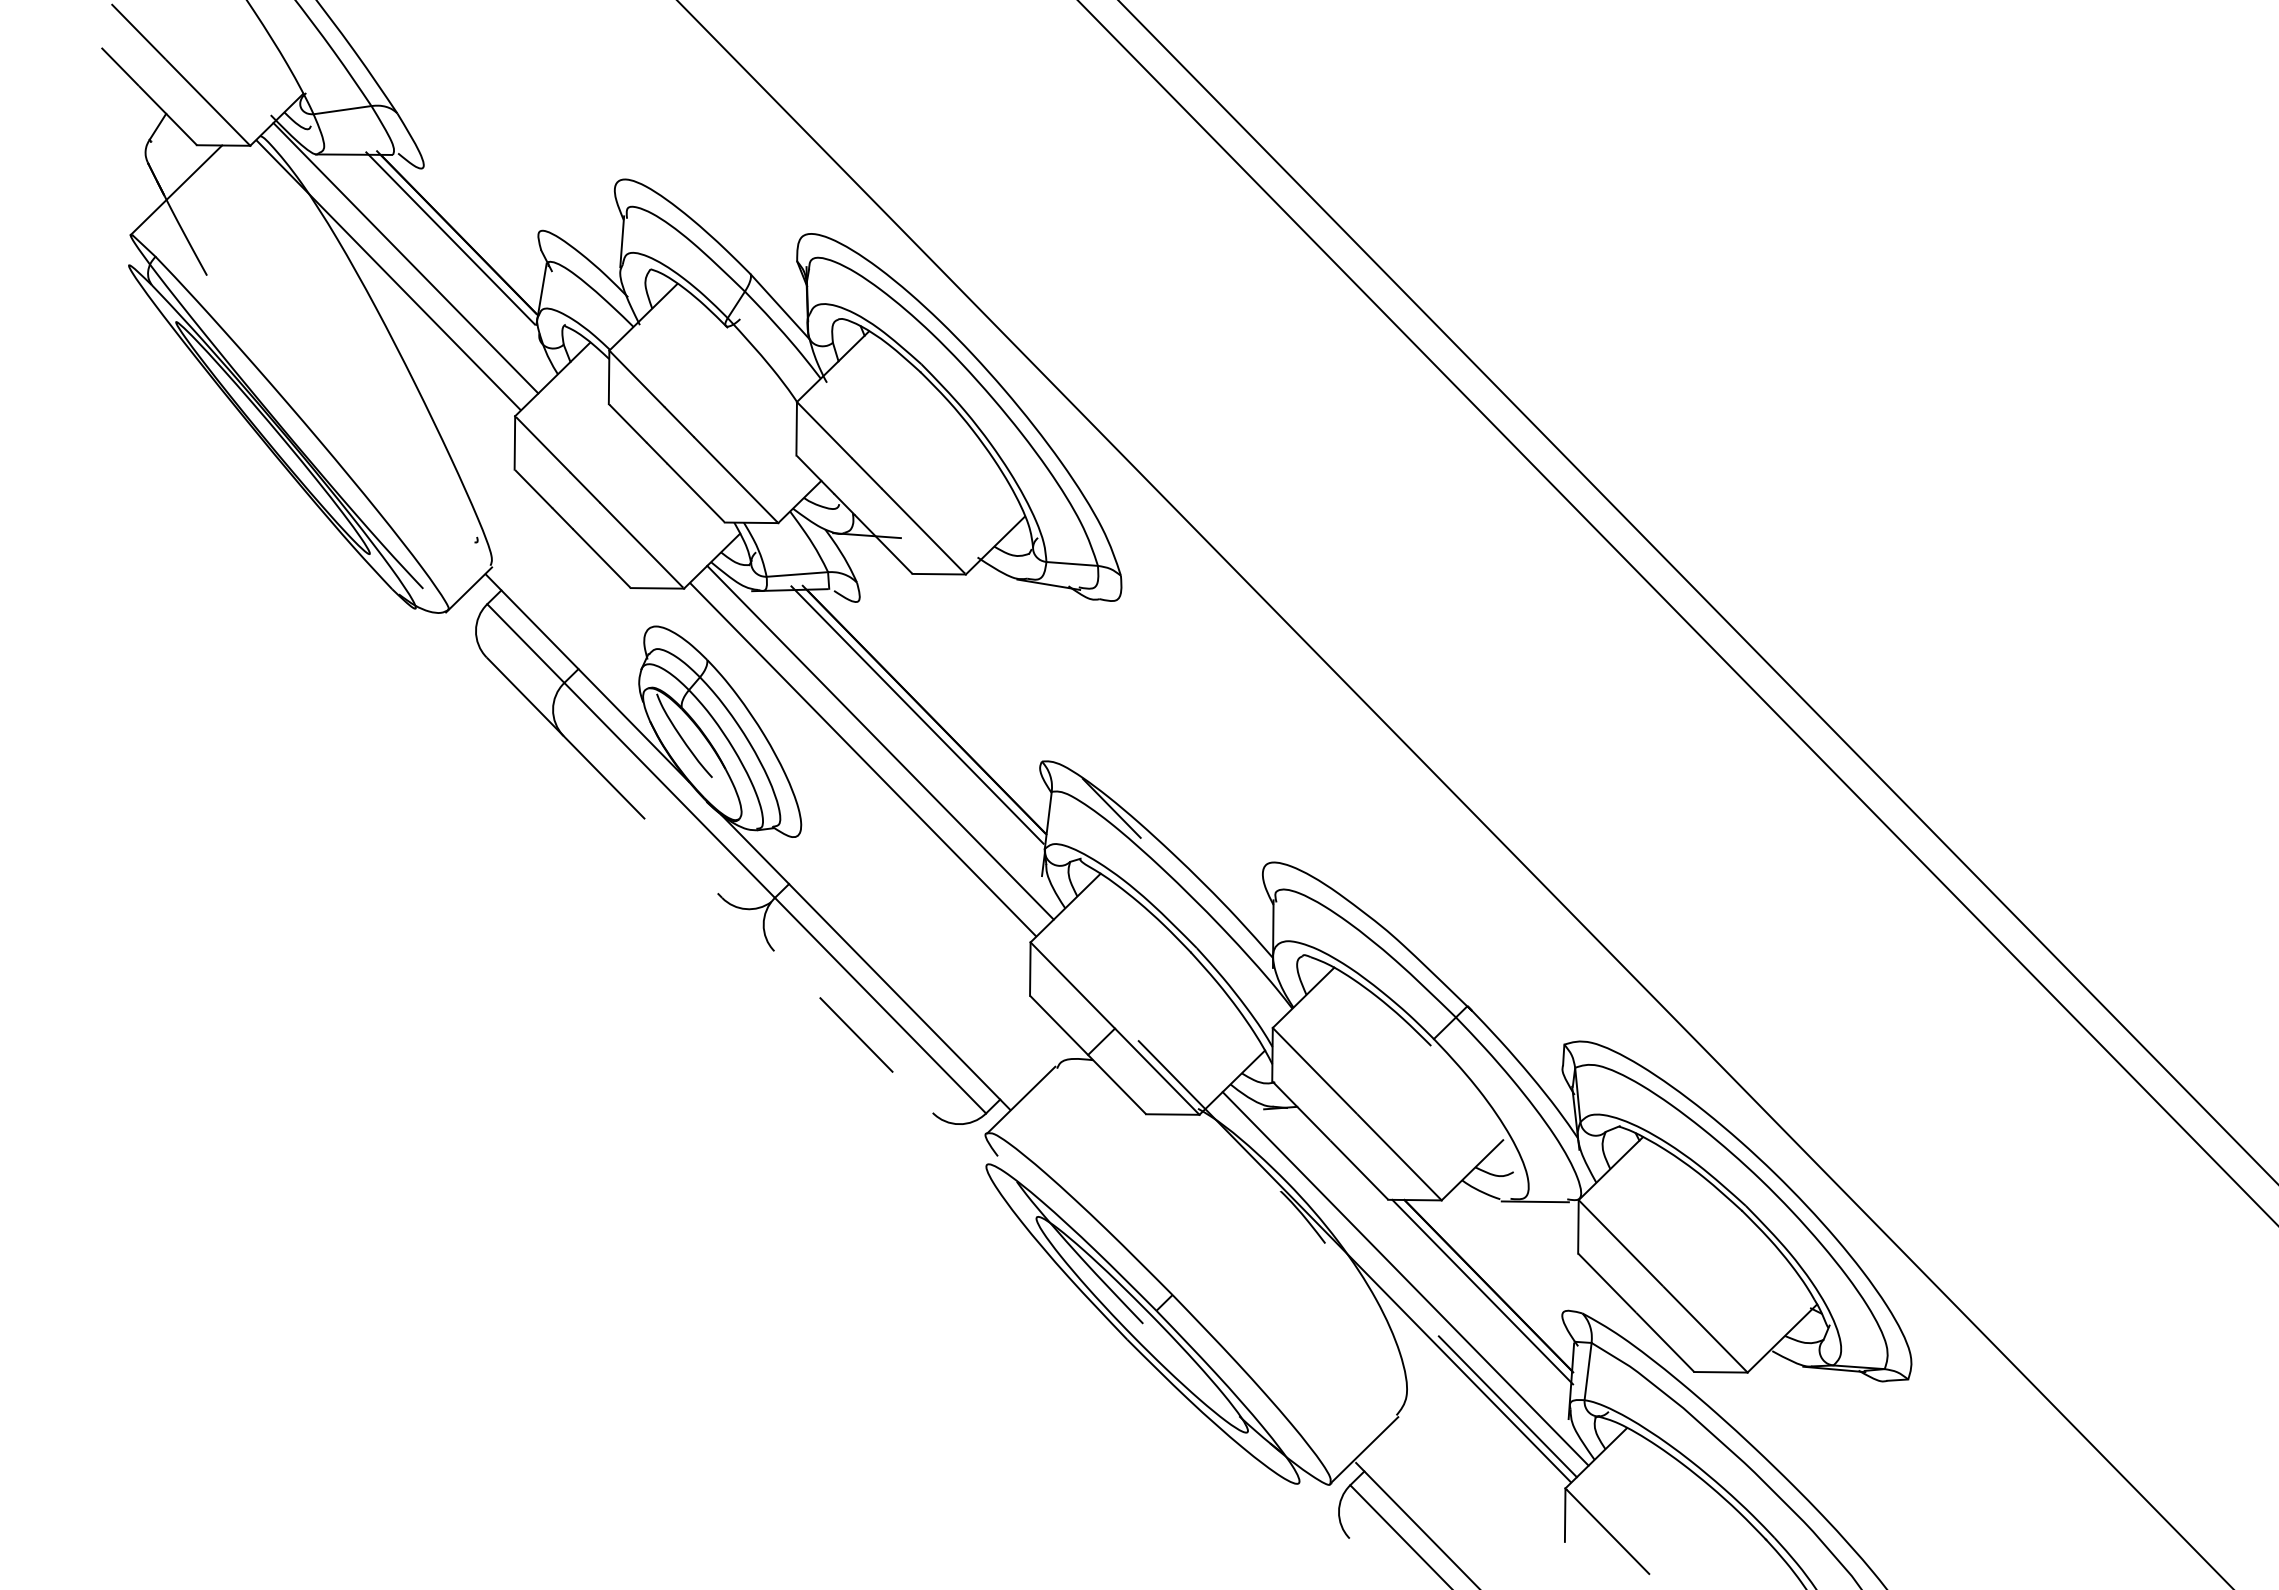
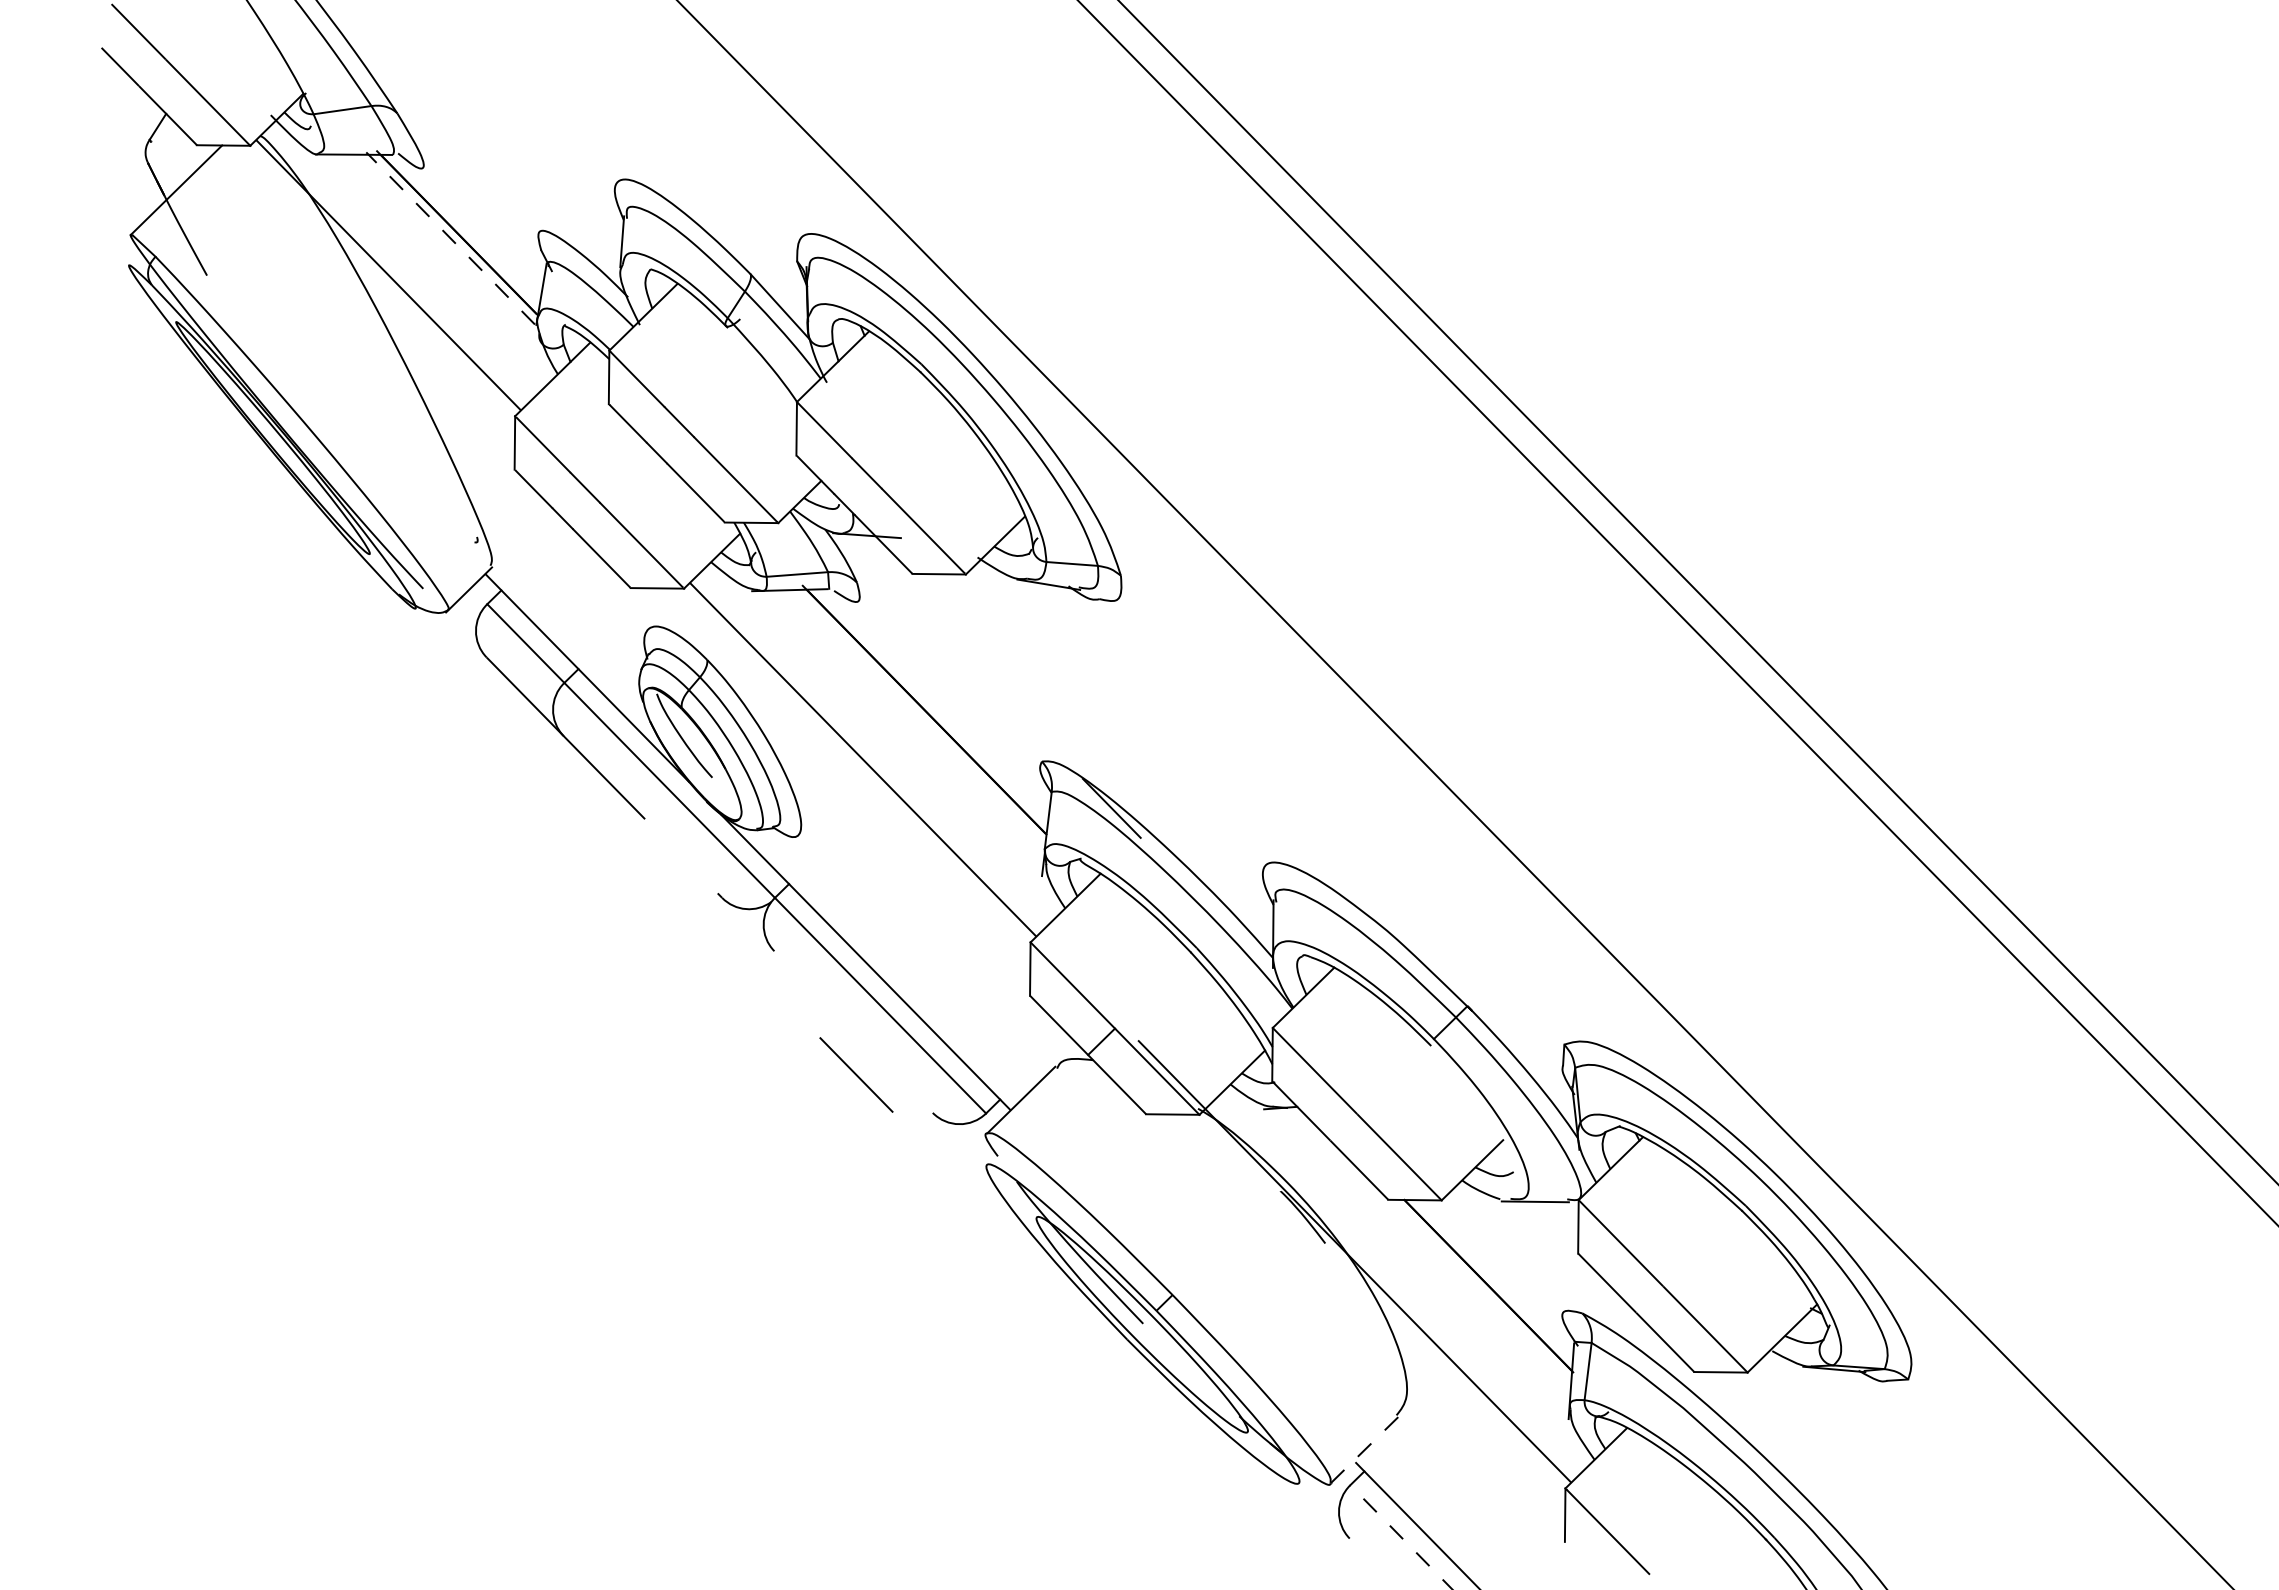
line: solid -> dashed (450, 238)
line: present -> none (405, 258)
line: present -> none (917, 714)
line: present -> none (880, 742)
line position: (856, 1034) -> (856, 1074) (856, 1074)
line: present -> none (1405, 1278)
line: present -> none (1482, 1291)
line: present -> none (1507, 1406)
line: solid -> dashed (1364, 1450)
line: solid -> dashed (1401, 1537)
